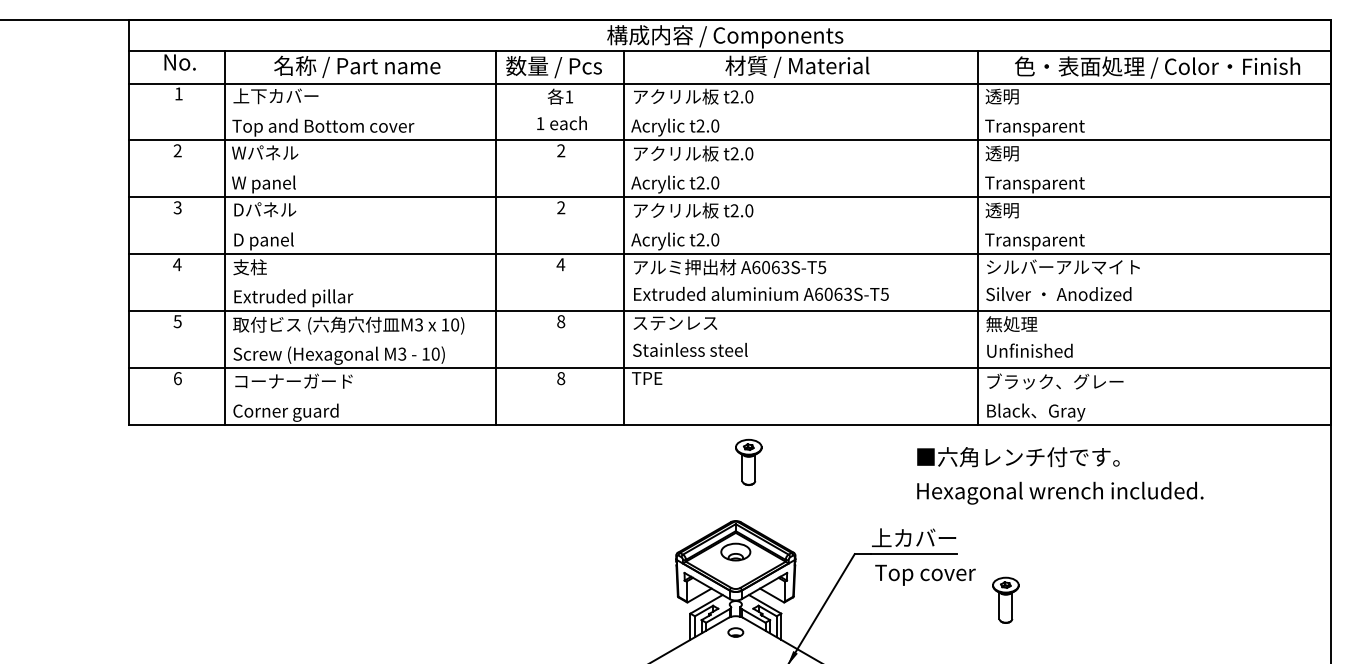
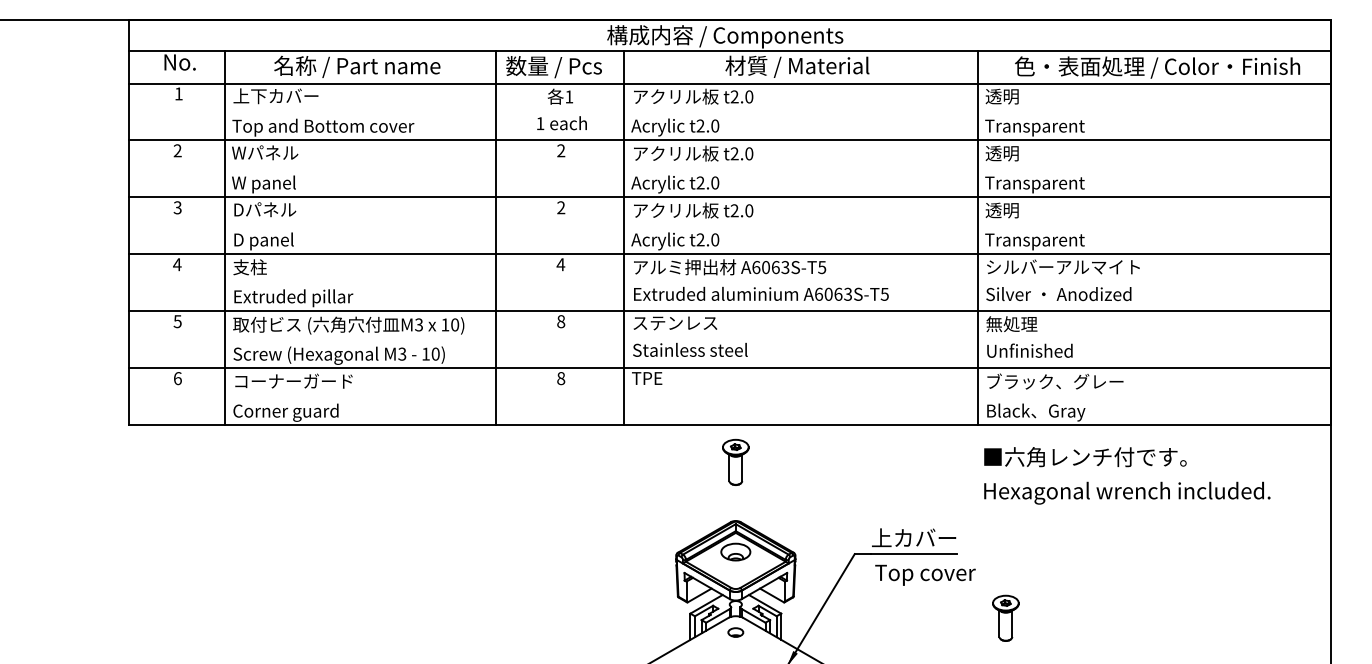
part position: (748, 461) -> (735, 461) (735, 461)
text position: (1060, 475) -> (1127, 475) (1127, 475)
part position: (1005, 599) -> (1005, 617) (1005, 617)
